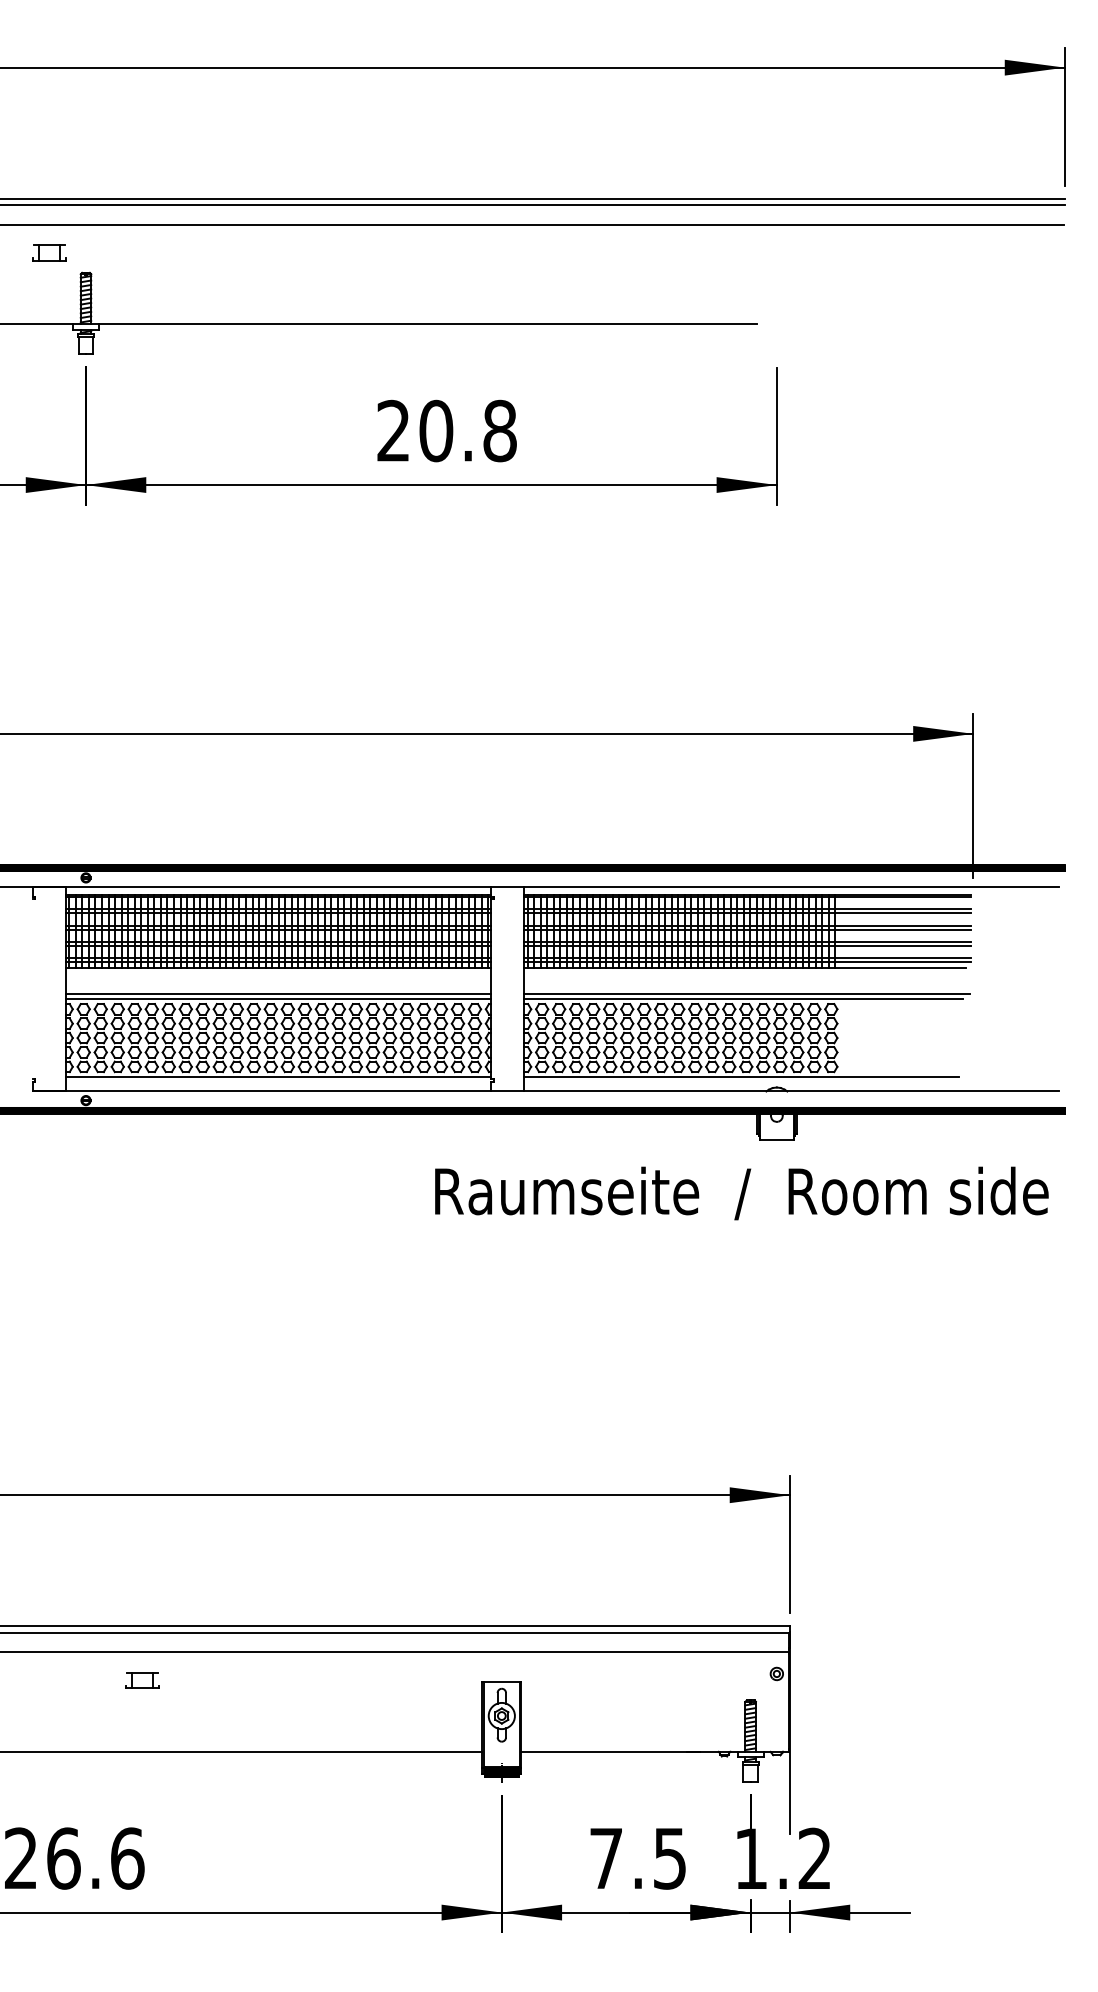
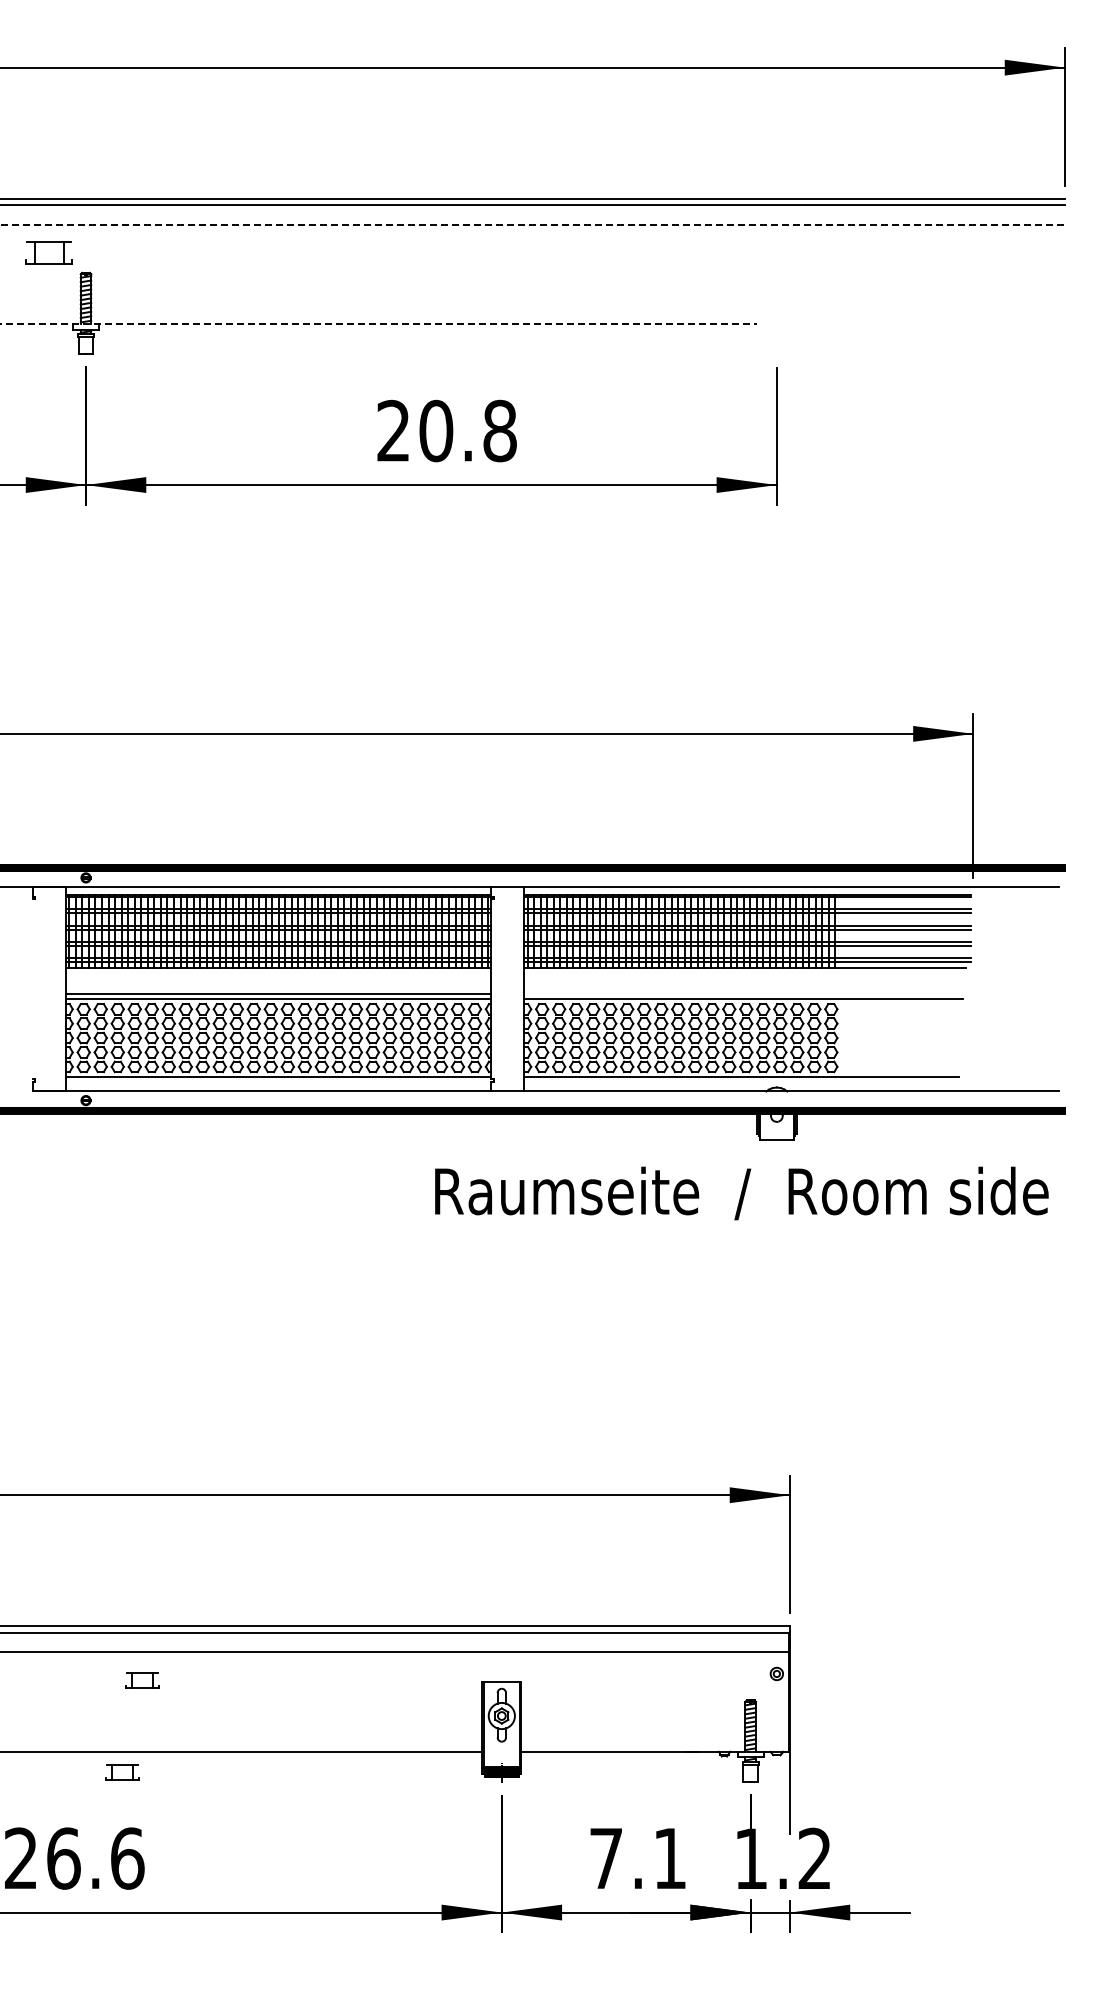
line: solid -> dashed (532, 224)
part size: 35x18 px -> 48x24 px (48, 252)
line: solid -> dashed (379, 324)
line: present -> none (746, 994)
part: none -> present (122, 1772)
text: 7.5 -> 7.1 (669, 1858)
